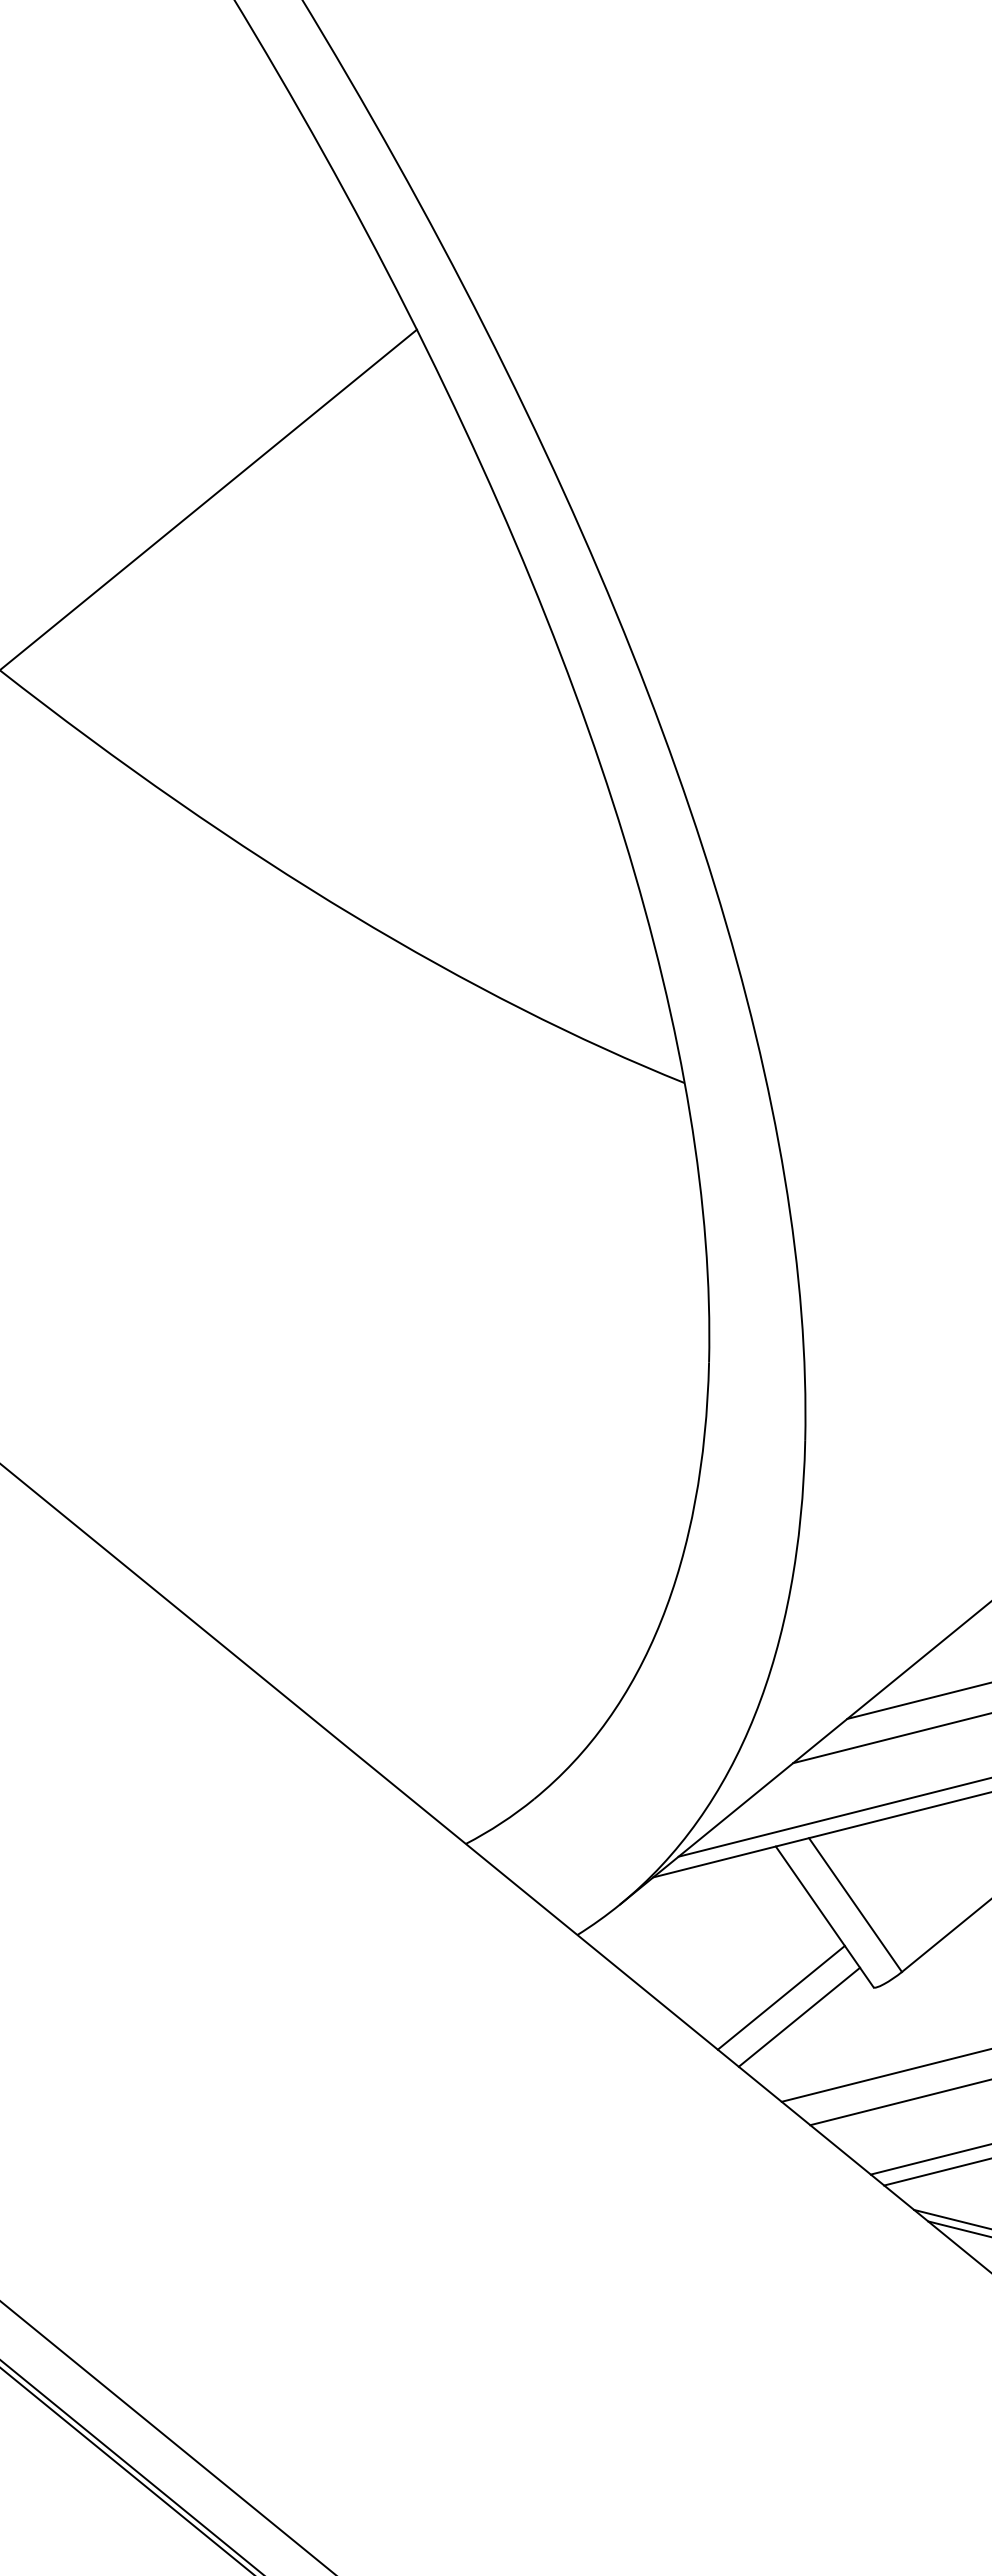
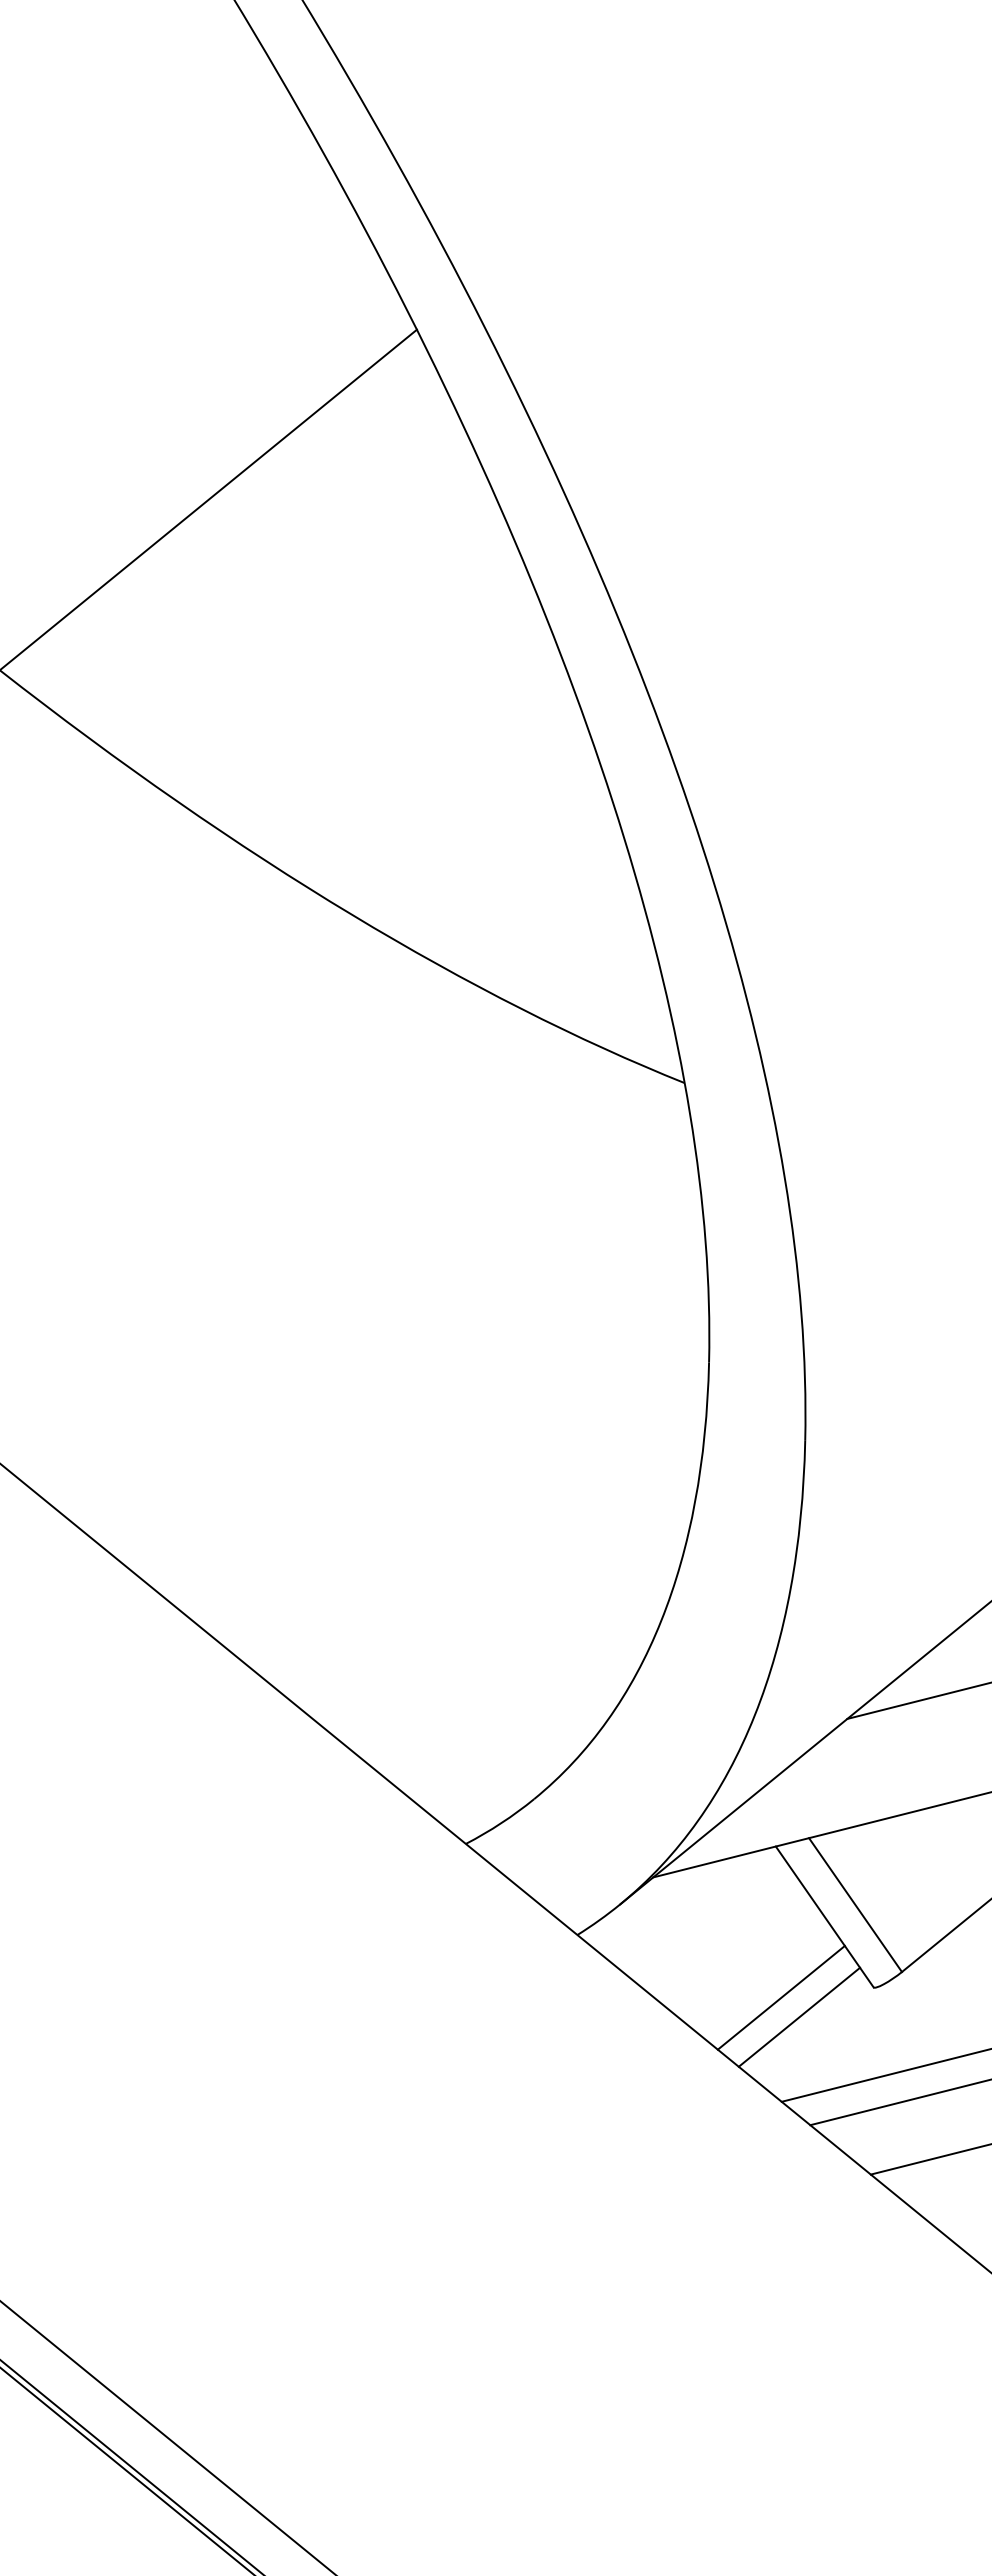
line: present -> none (890, 1738)
line: present -> none (833, 1817)
line: present -> none (936, 2172)
line: present -> none (951, 2218)
line: present -> none (958, 2228)
